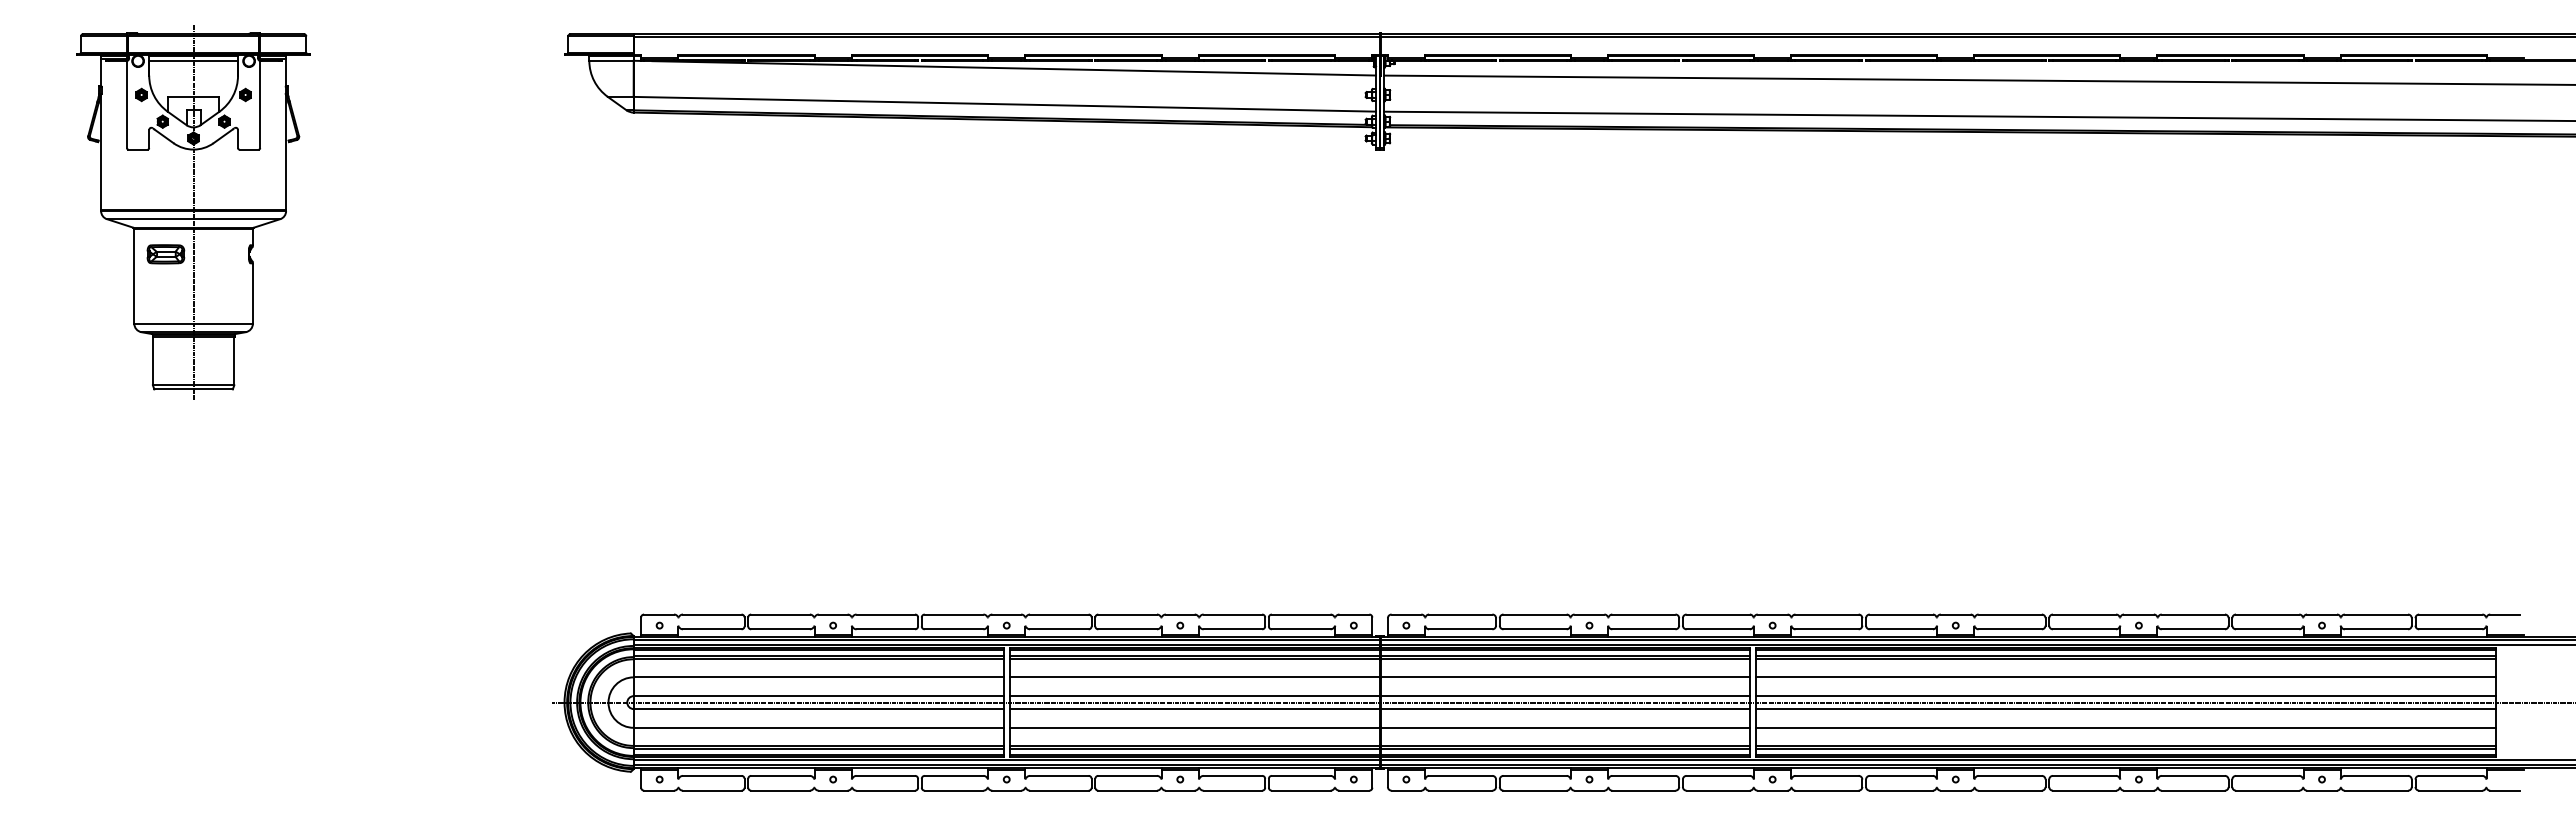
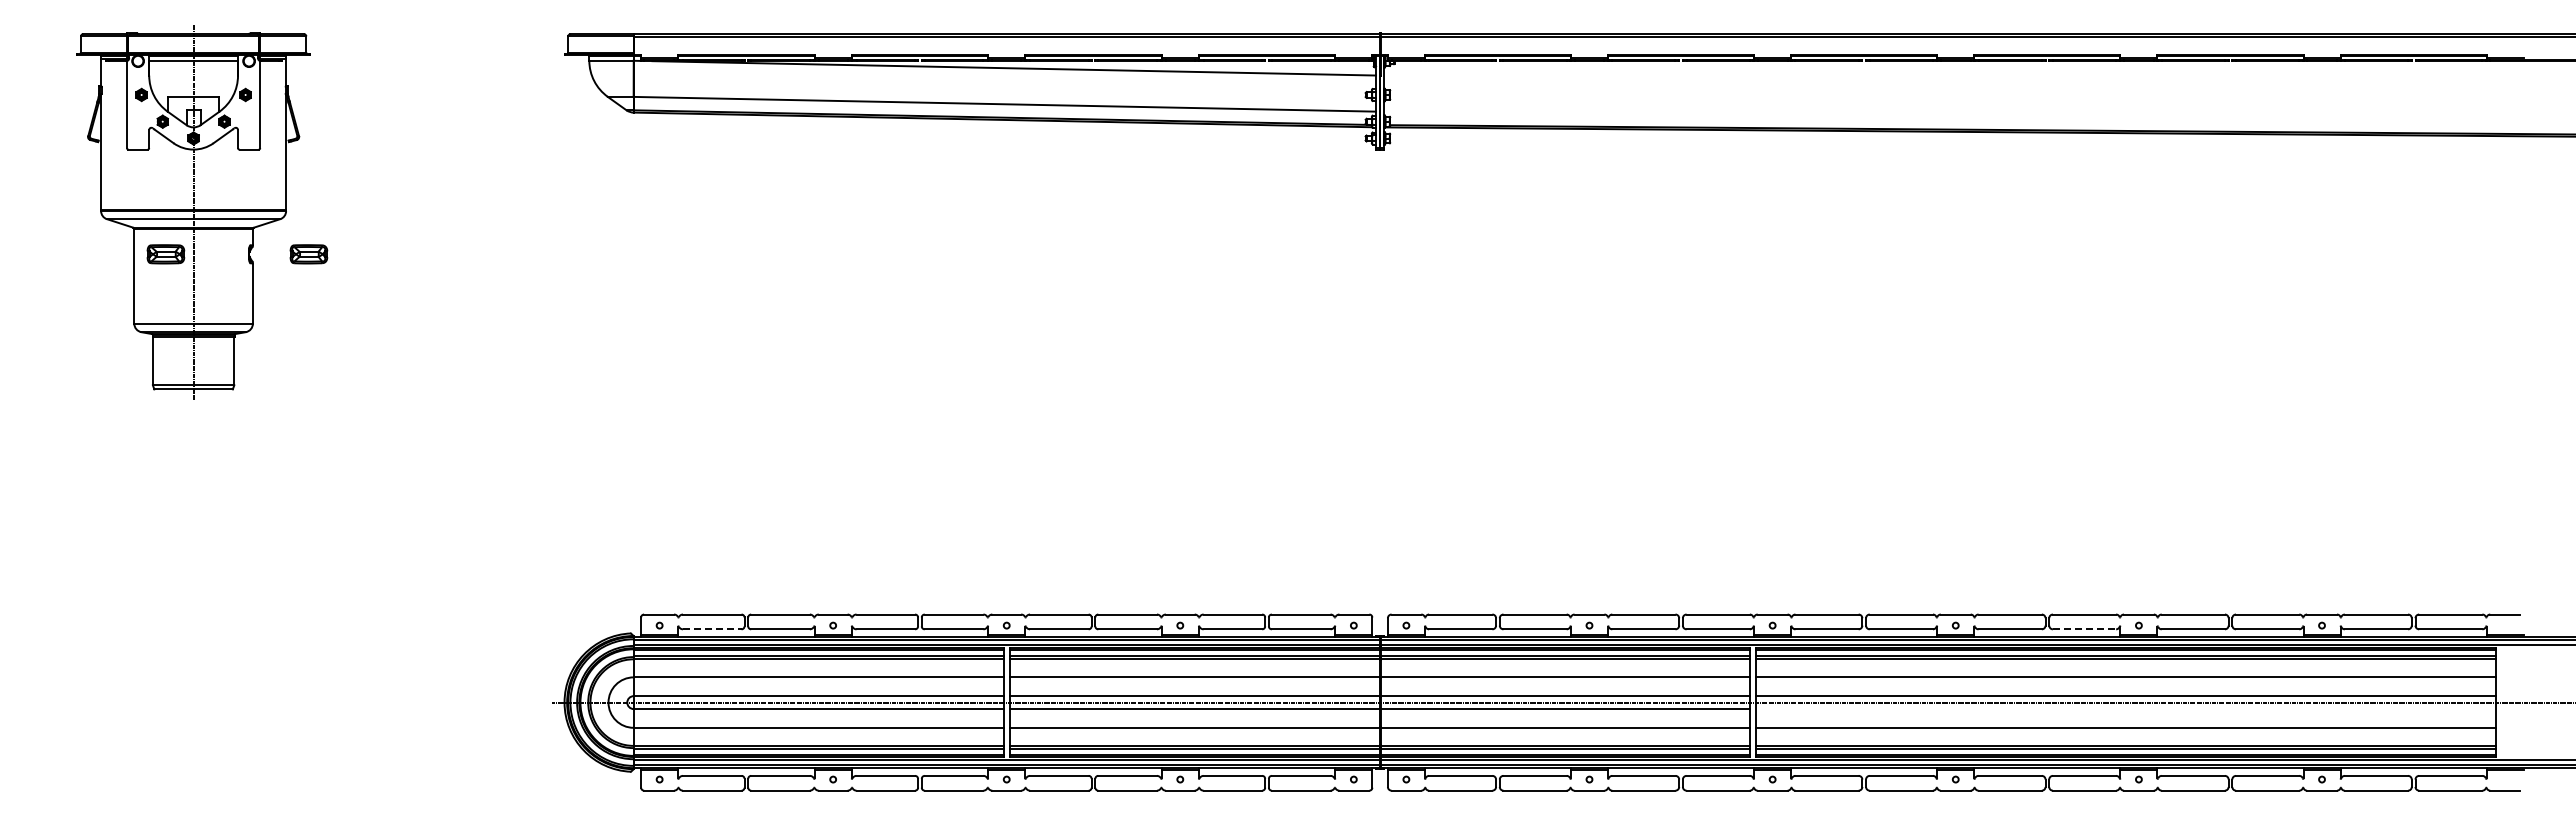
line: present -> none (1978, 79)
line: present -> none (1978, 116)
part: none -> present (308, 254)
line: solid -> dashed (712, 629)
line: solid -> dashed (2084, 629)
line: present -> none (2125, 709)
